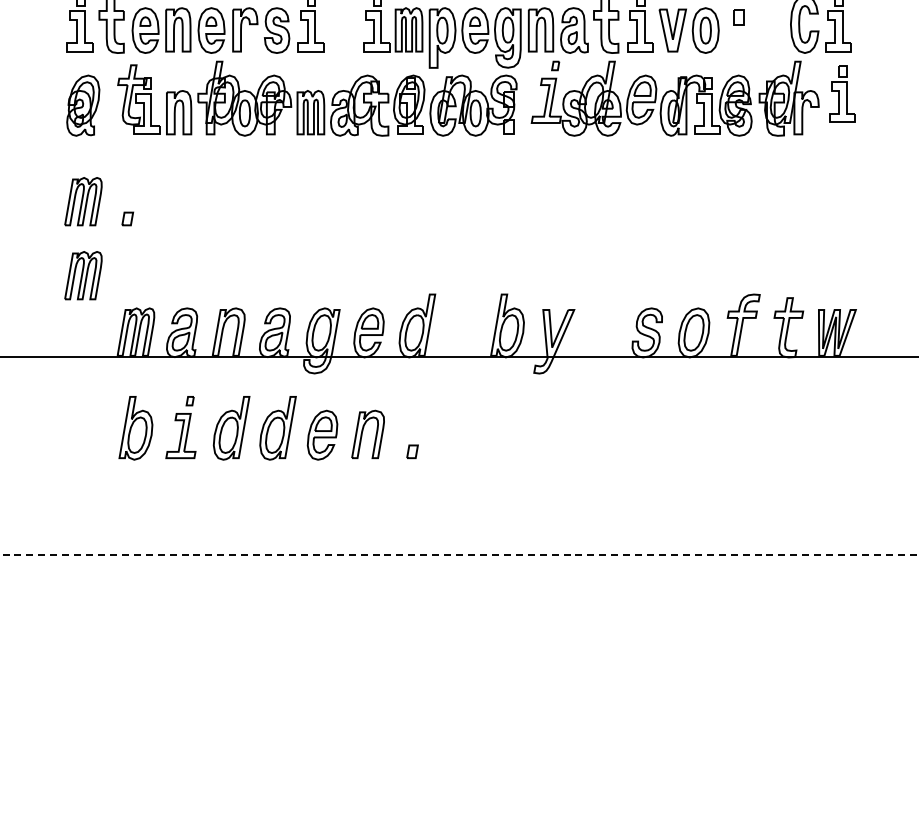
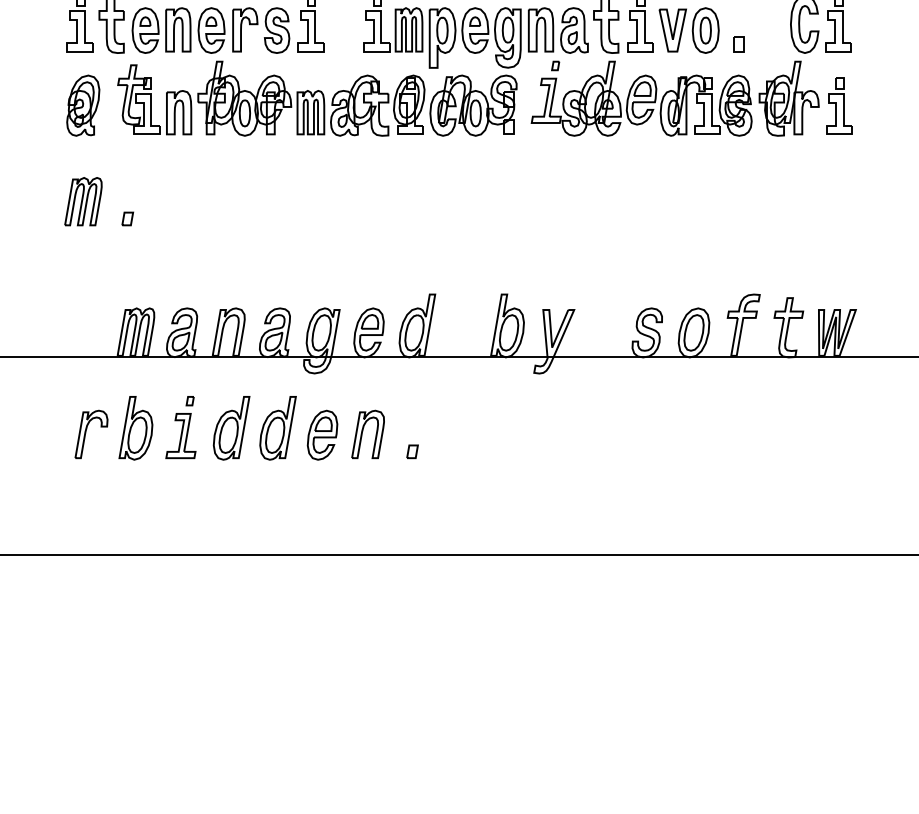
part position: (738, 17) -> (738, 44) (738, 44)
part position: (842, 93) -> (839, 105) (839, 105)
part: present -> none (83, 275)
part: none -> present (91, 434)
line: dashed -> solid (458, 554)
